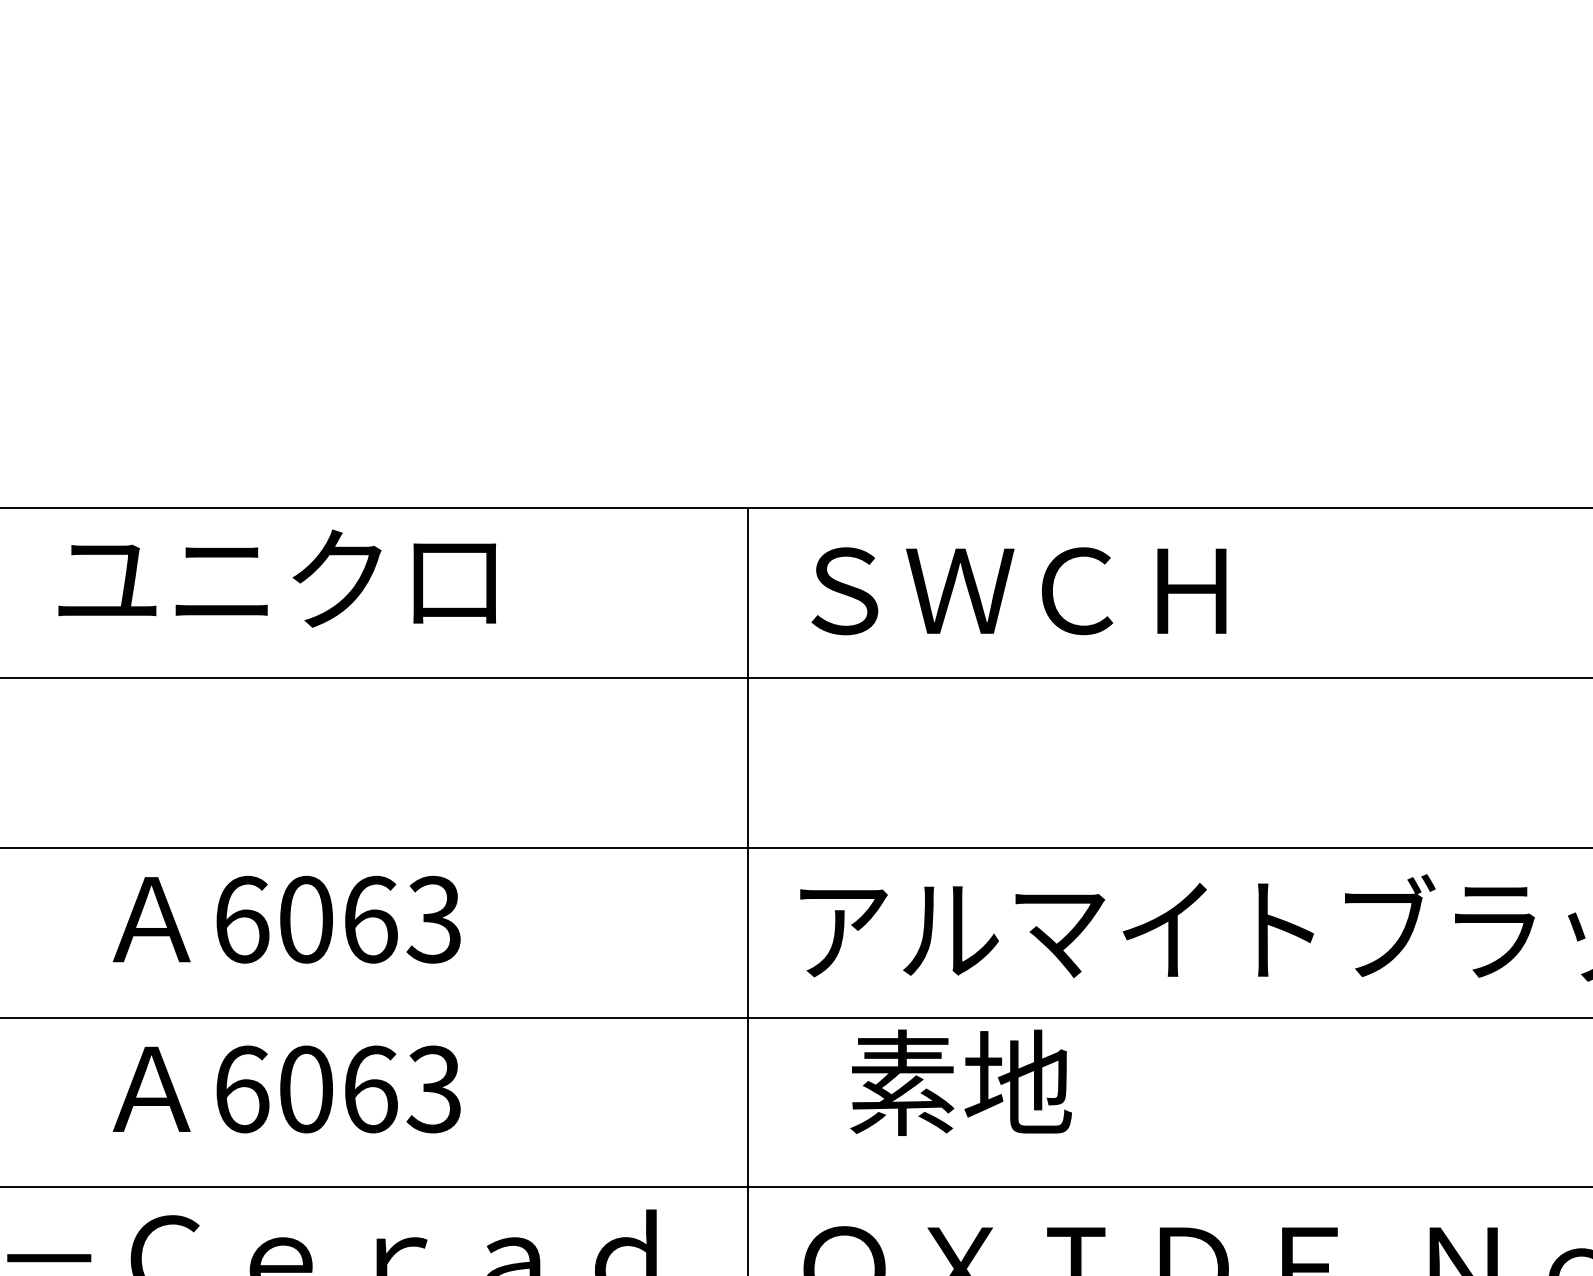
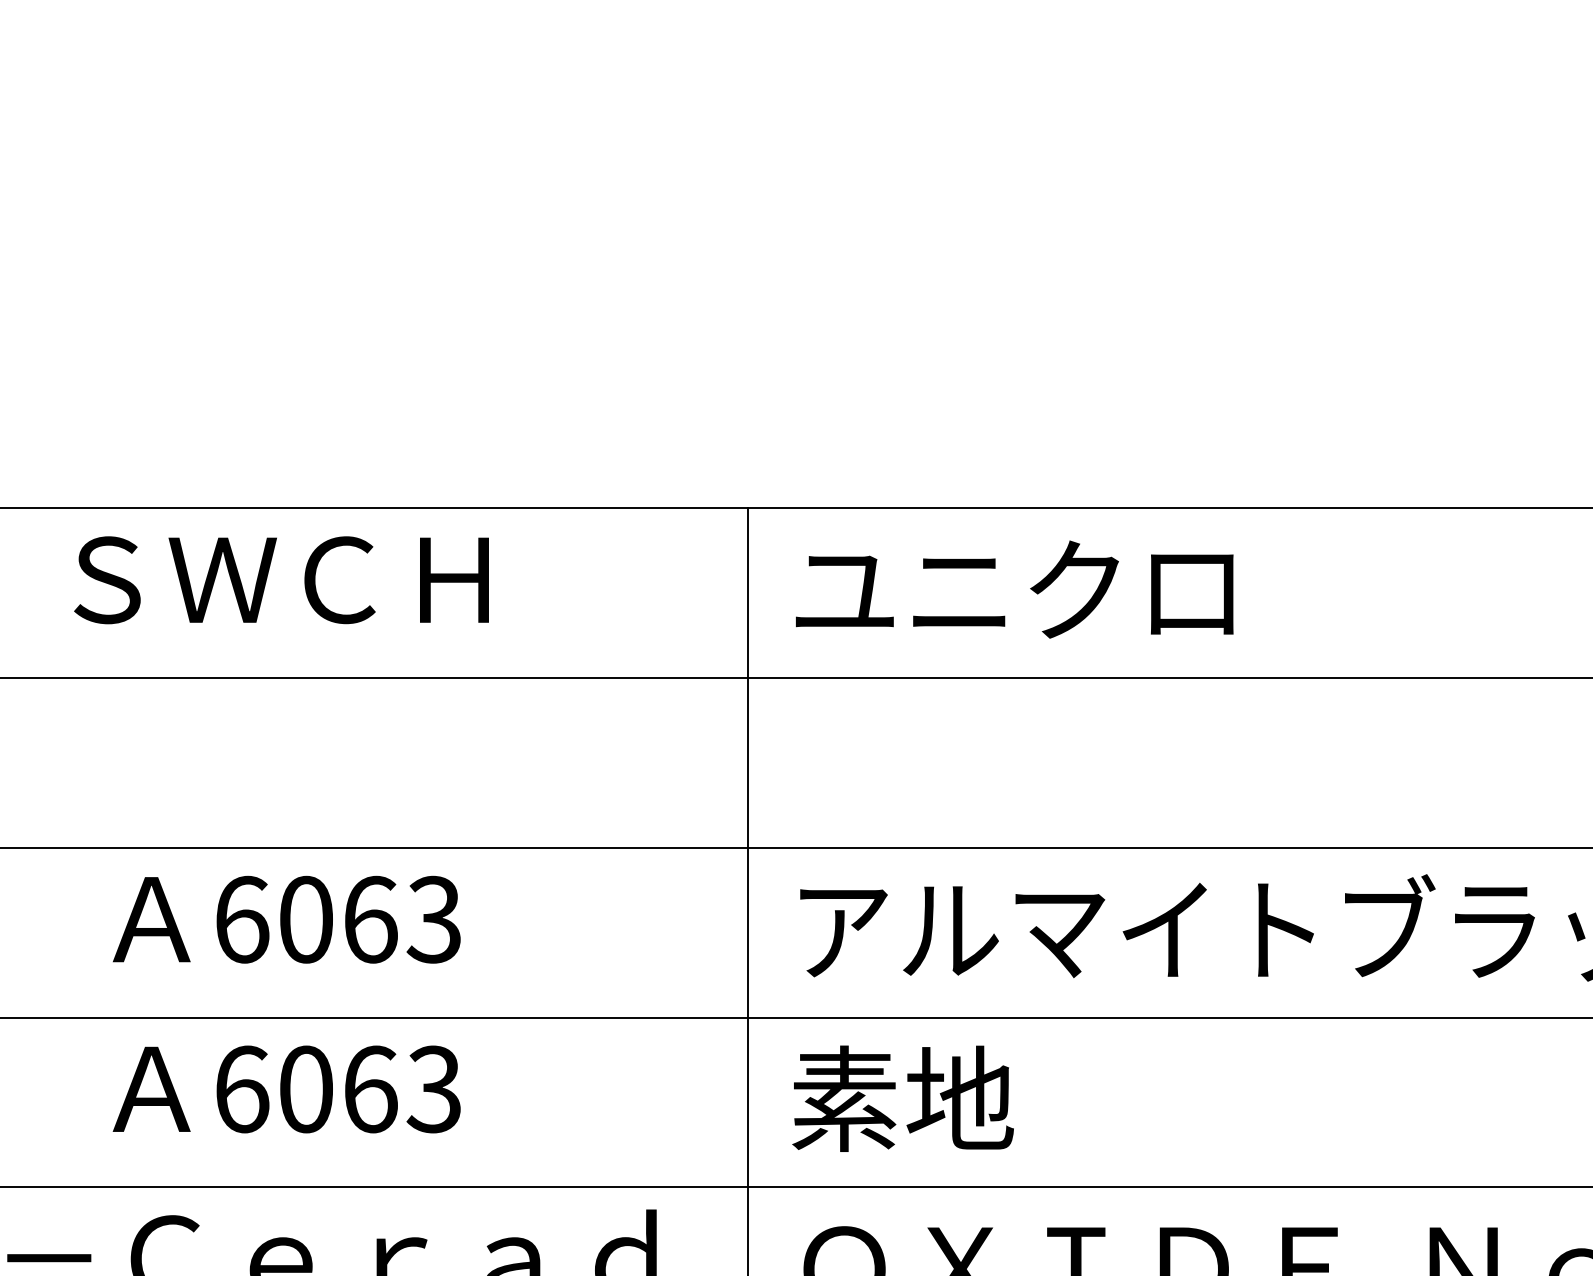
text: ユニクロ -> ＳＷＣＨ (277, 578)
text: ＳＷＣＨ -> ユニクロ (1014, 589)
text position: (960, 1082) -> (902, 1098) (902, 1098)
